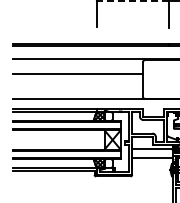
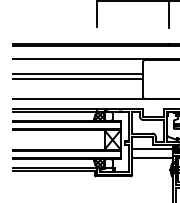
line: dashed -> solid (132, 0)
line: none -> present (78, 79)
